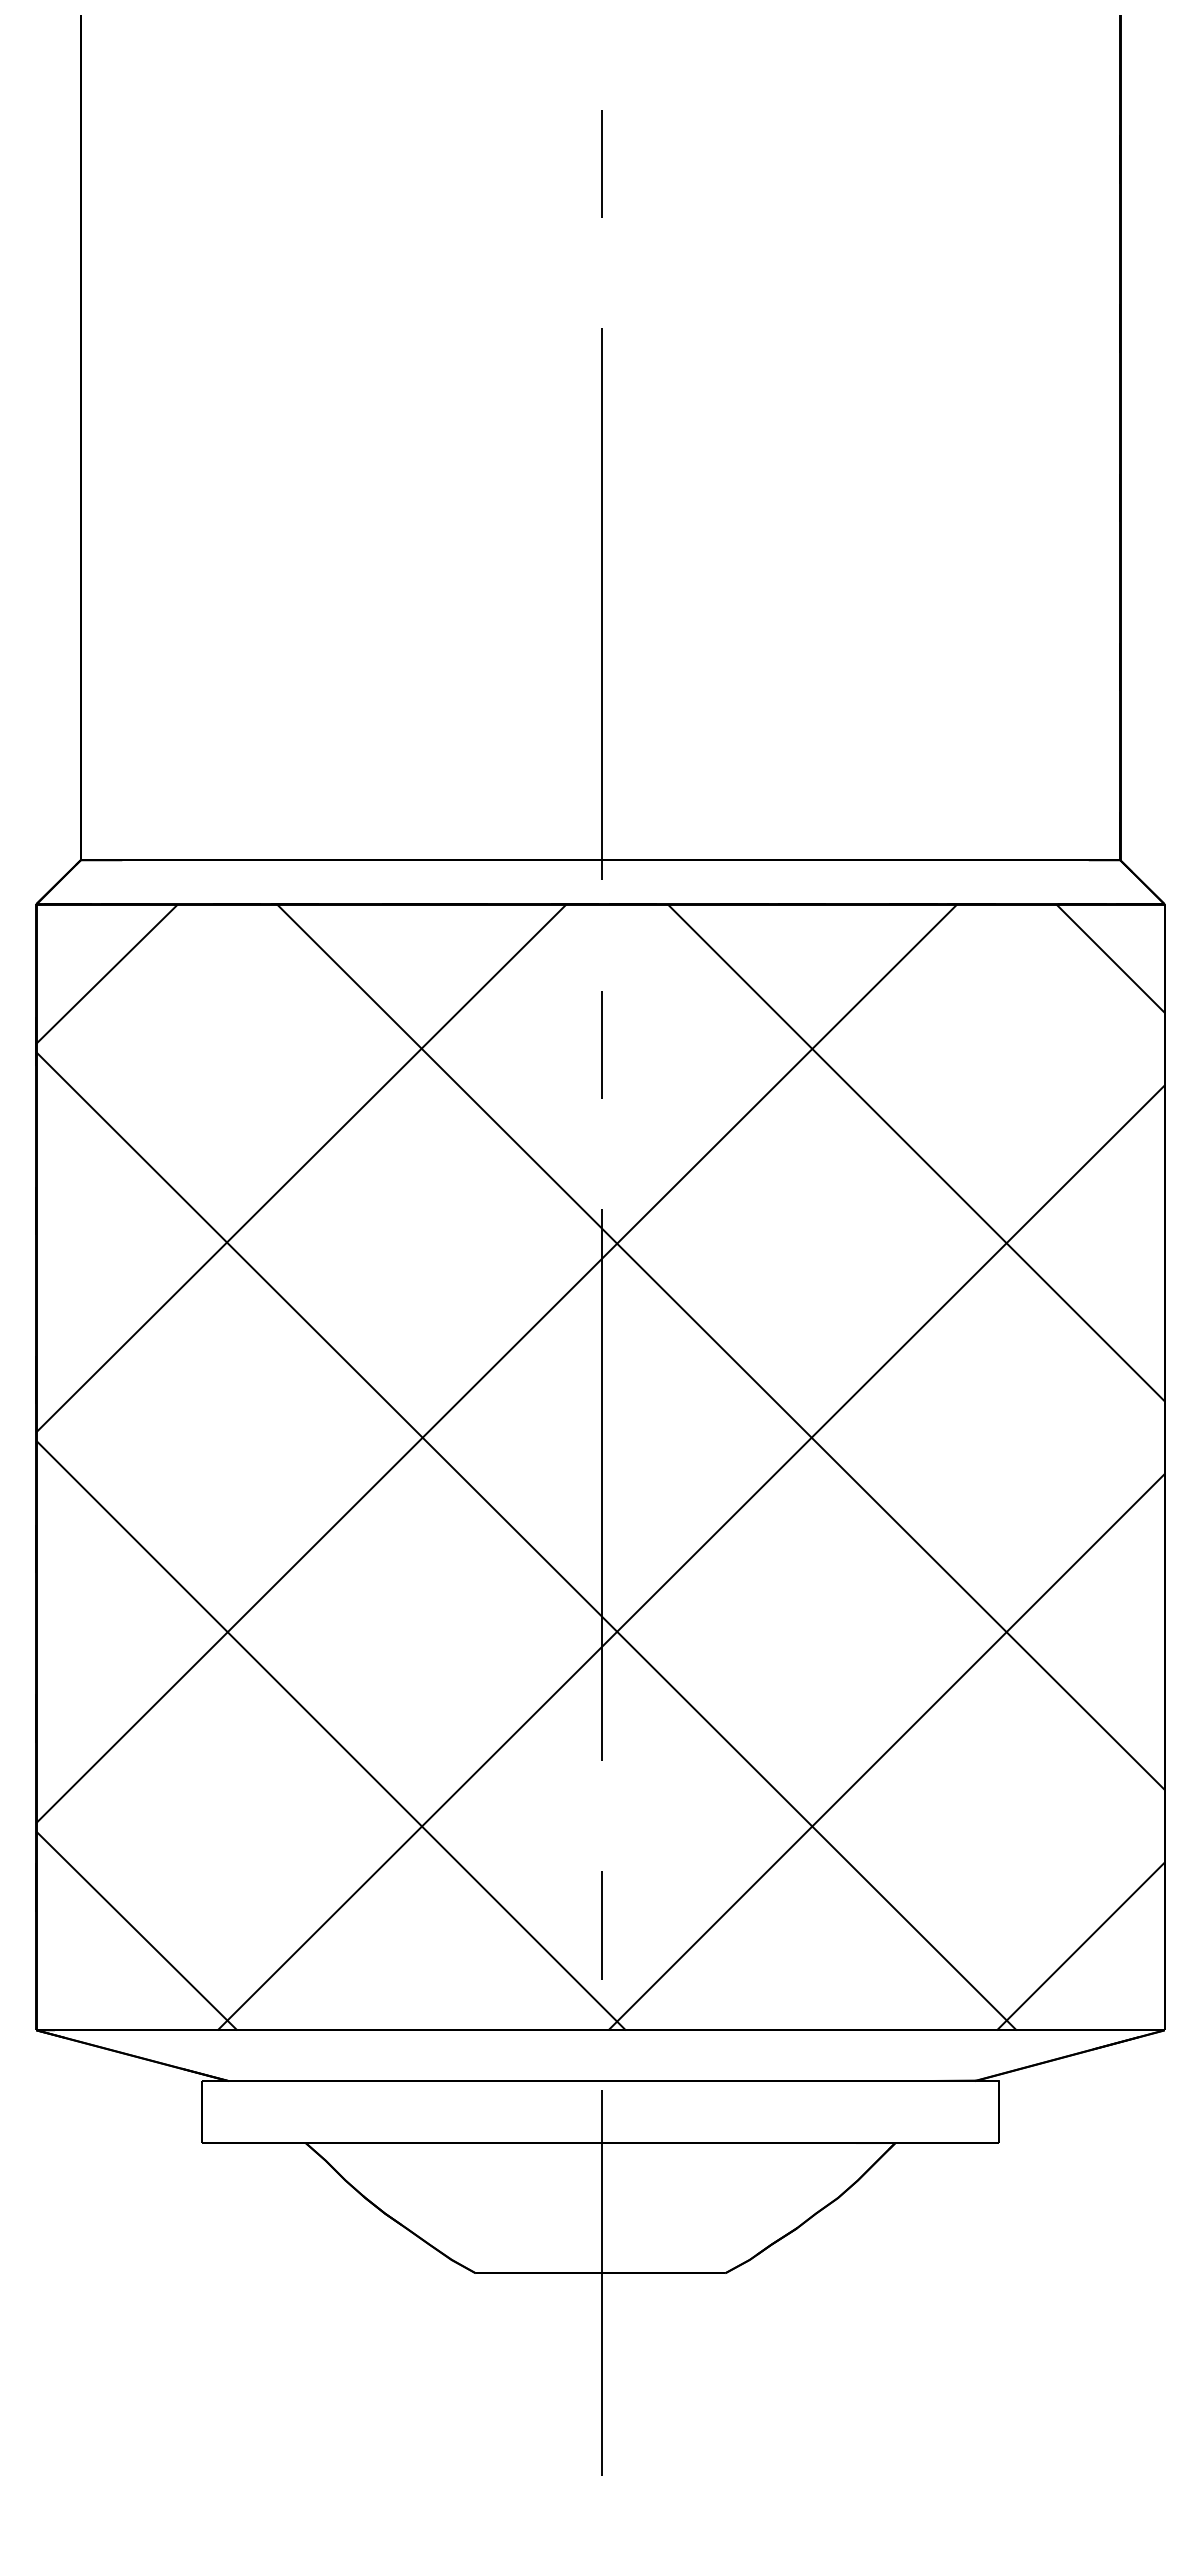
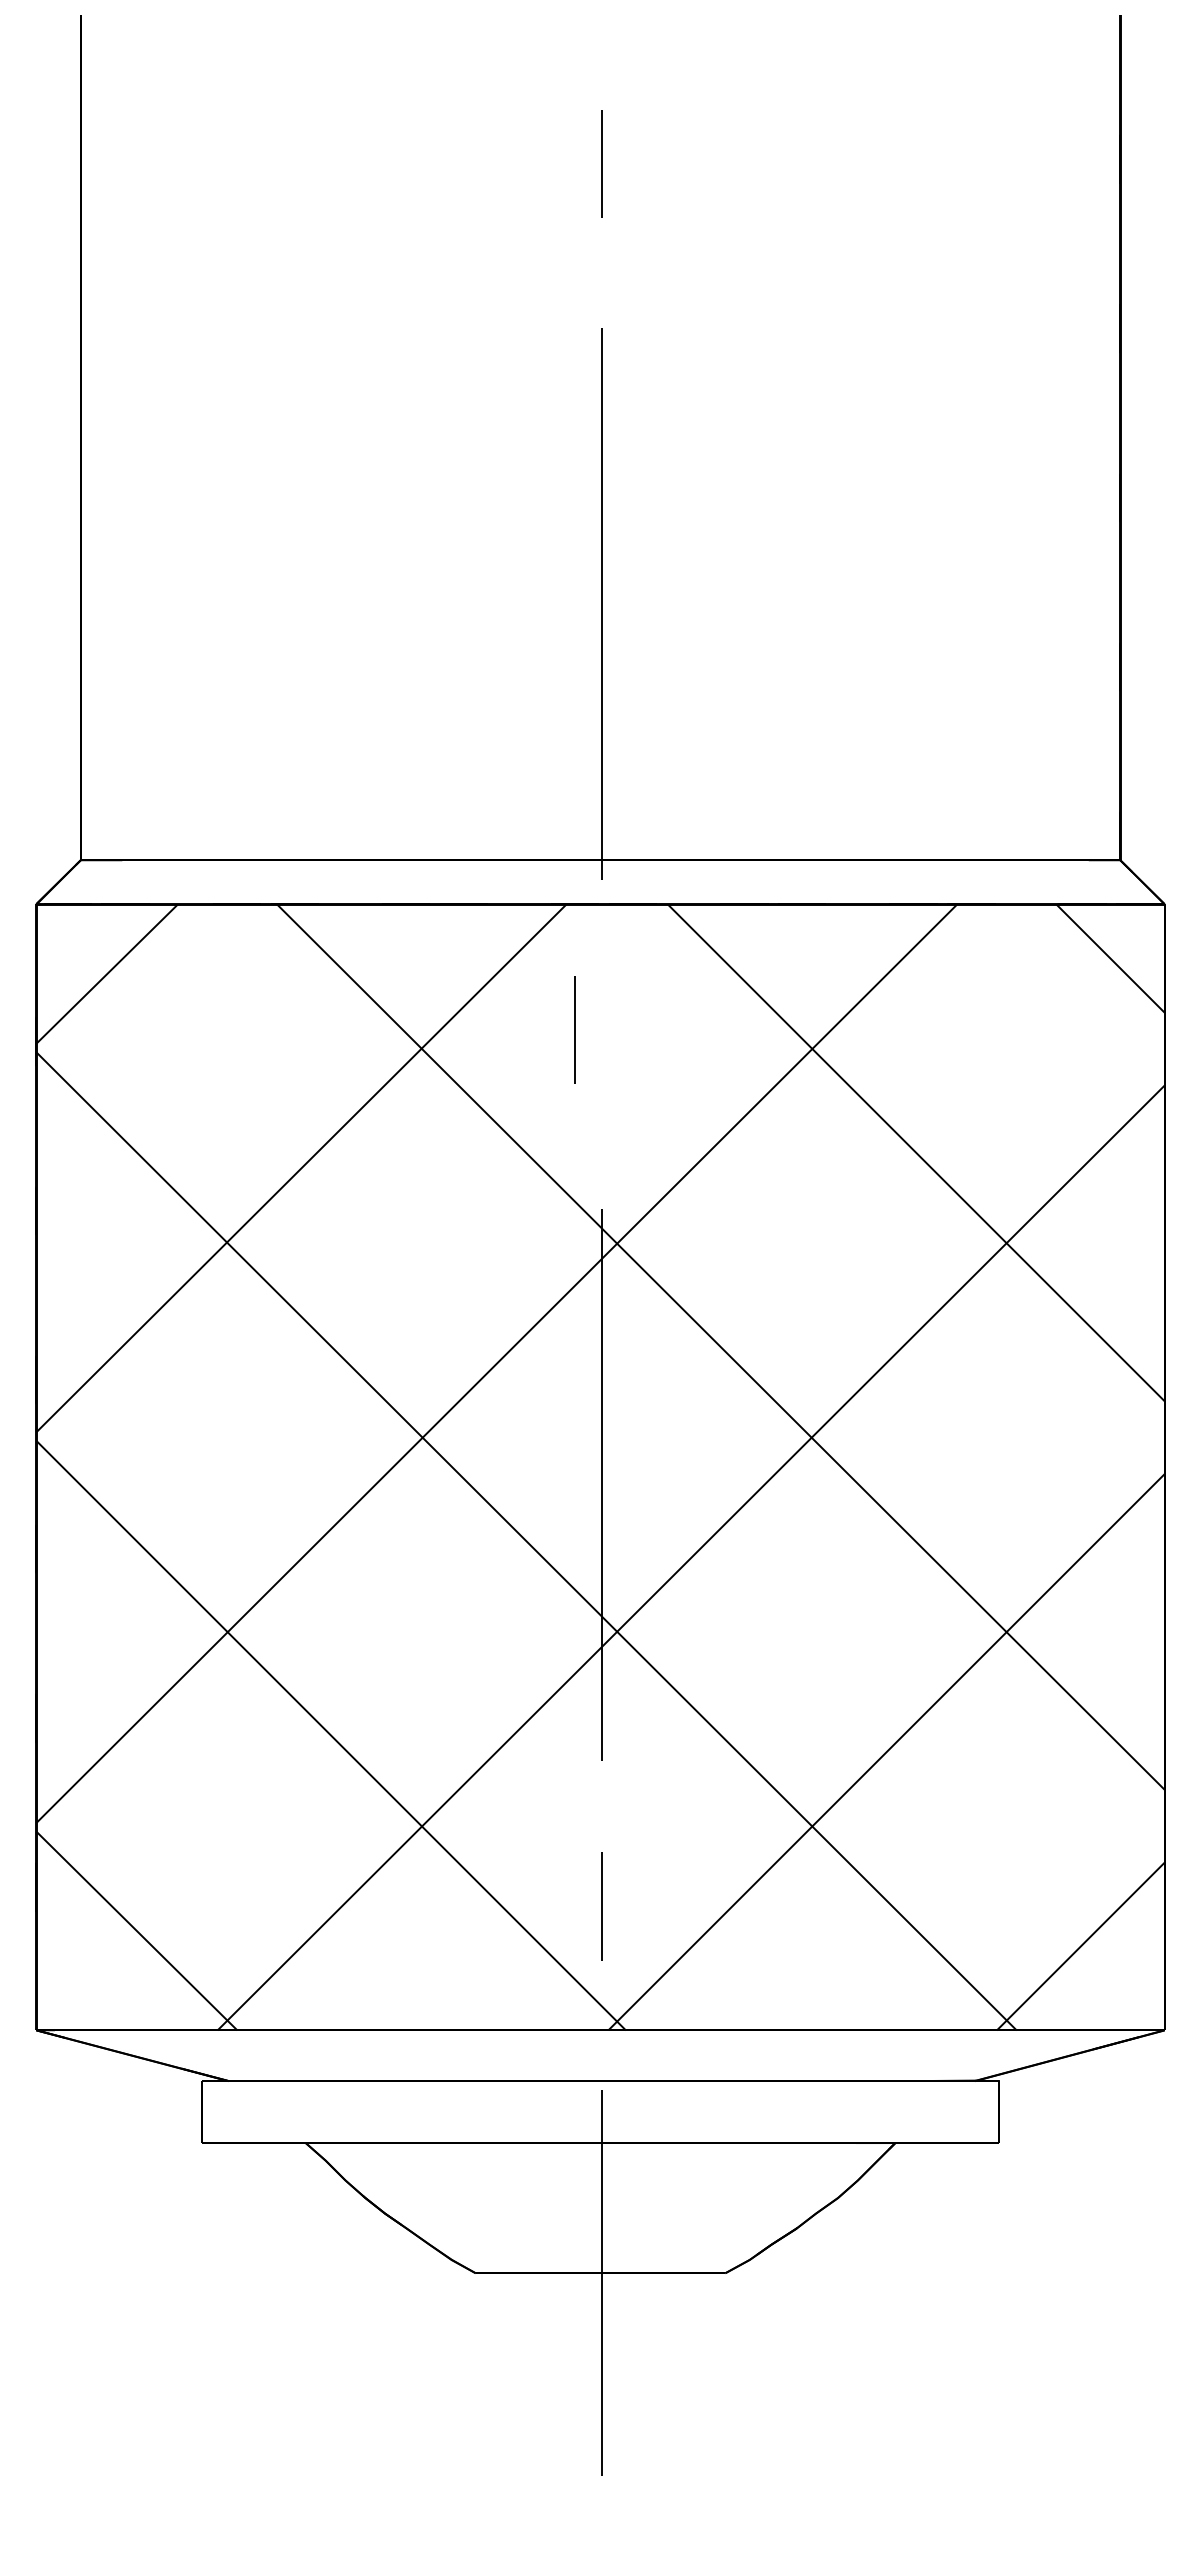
line position: (601, 1044) -> (574, 1029) (574, 1029)
line position: (601, 1925) -> (601, 1906) (601, 1906)
